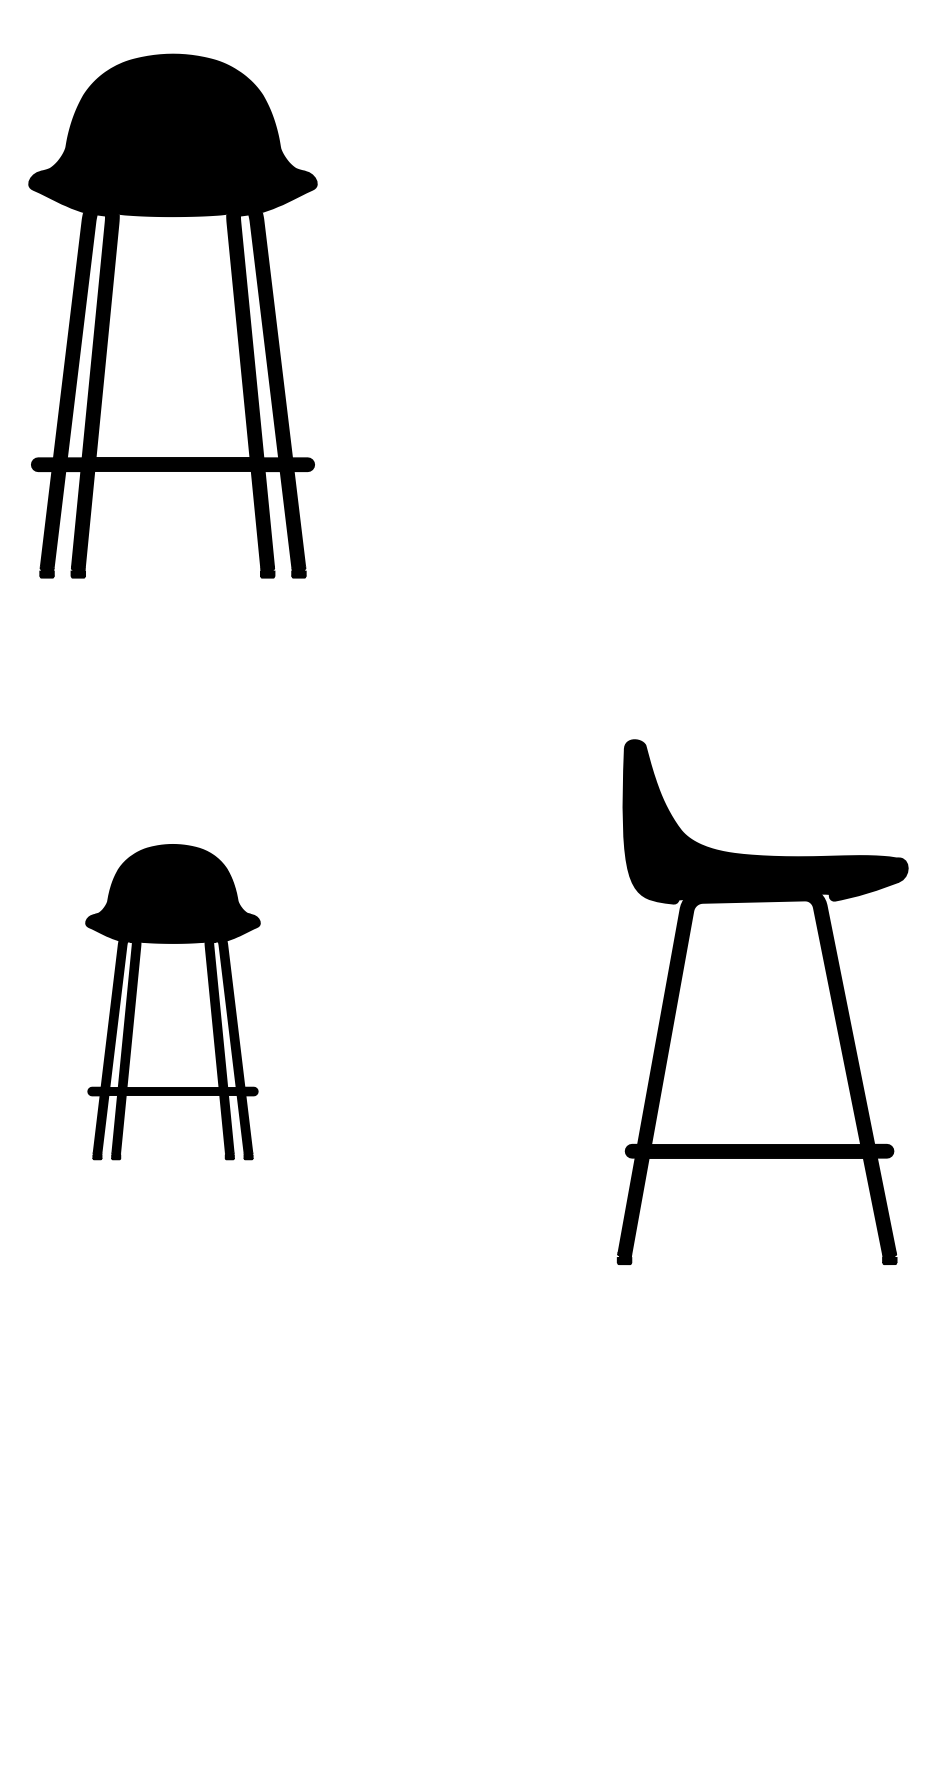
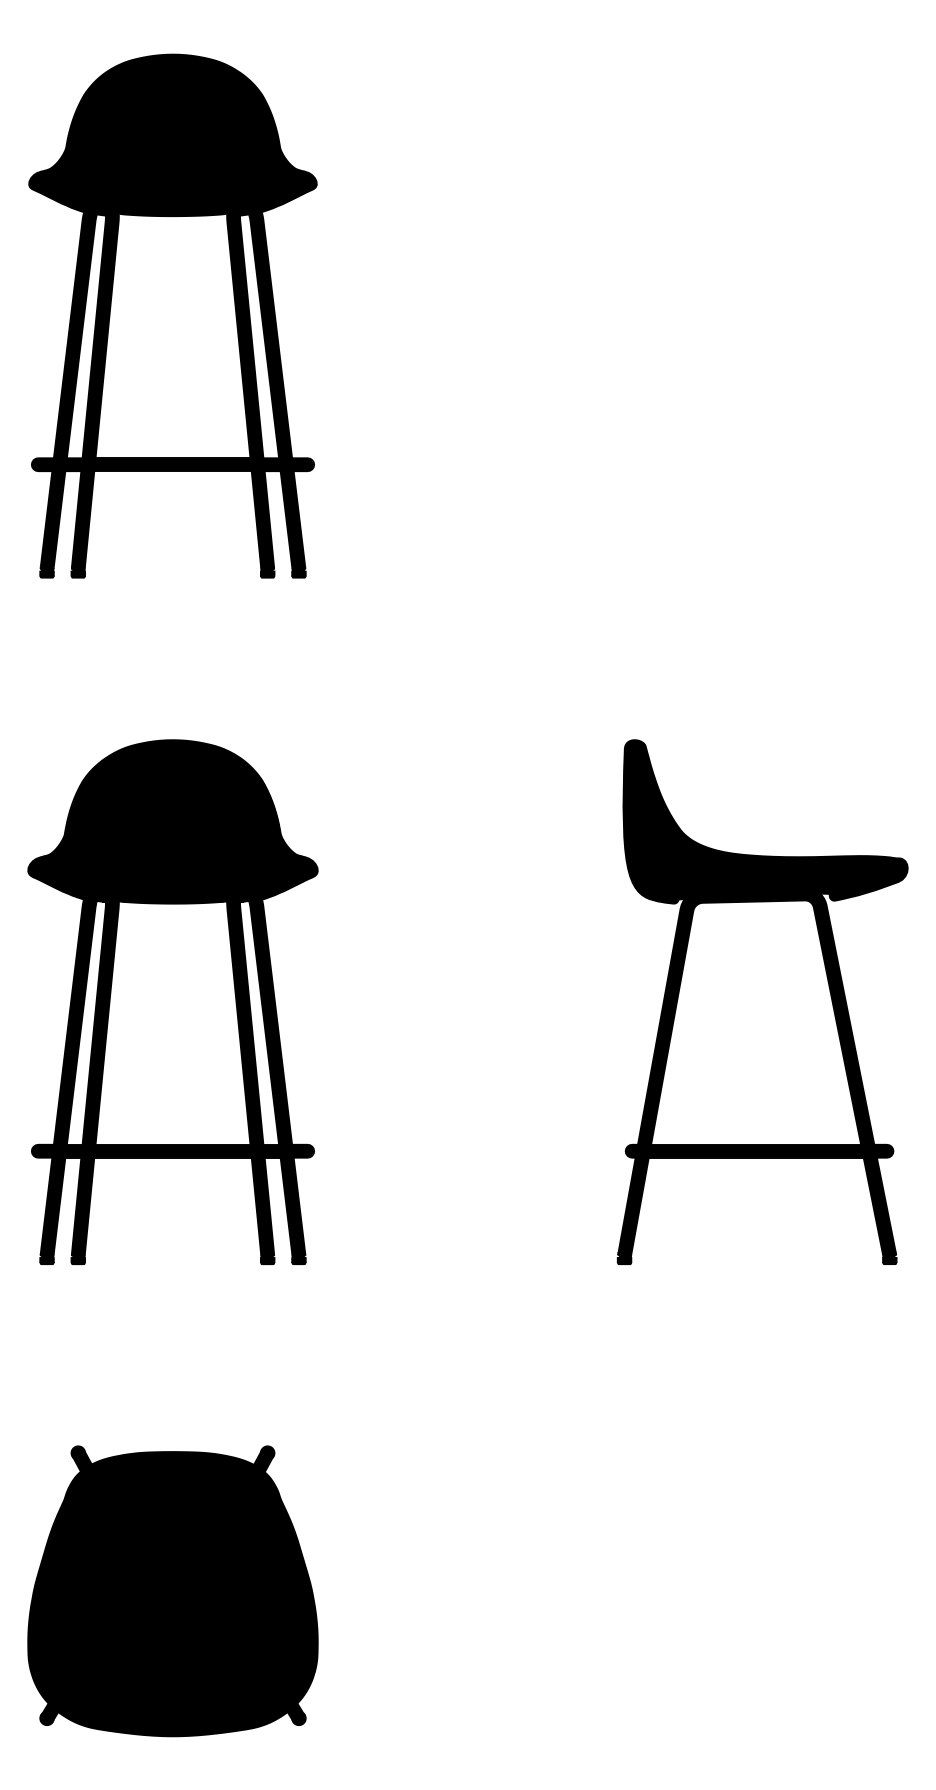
part size: 176x317 px -> 292x526 px (172, 1001)
part: none -> present (172, 1591)
